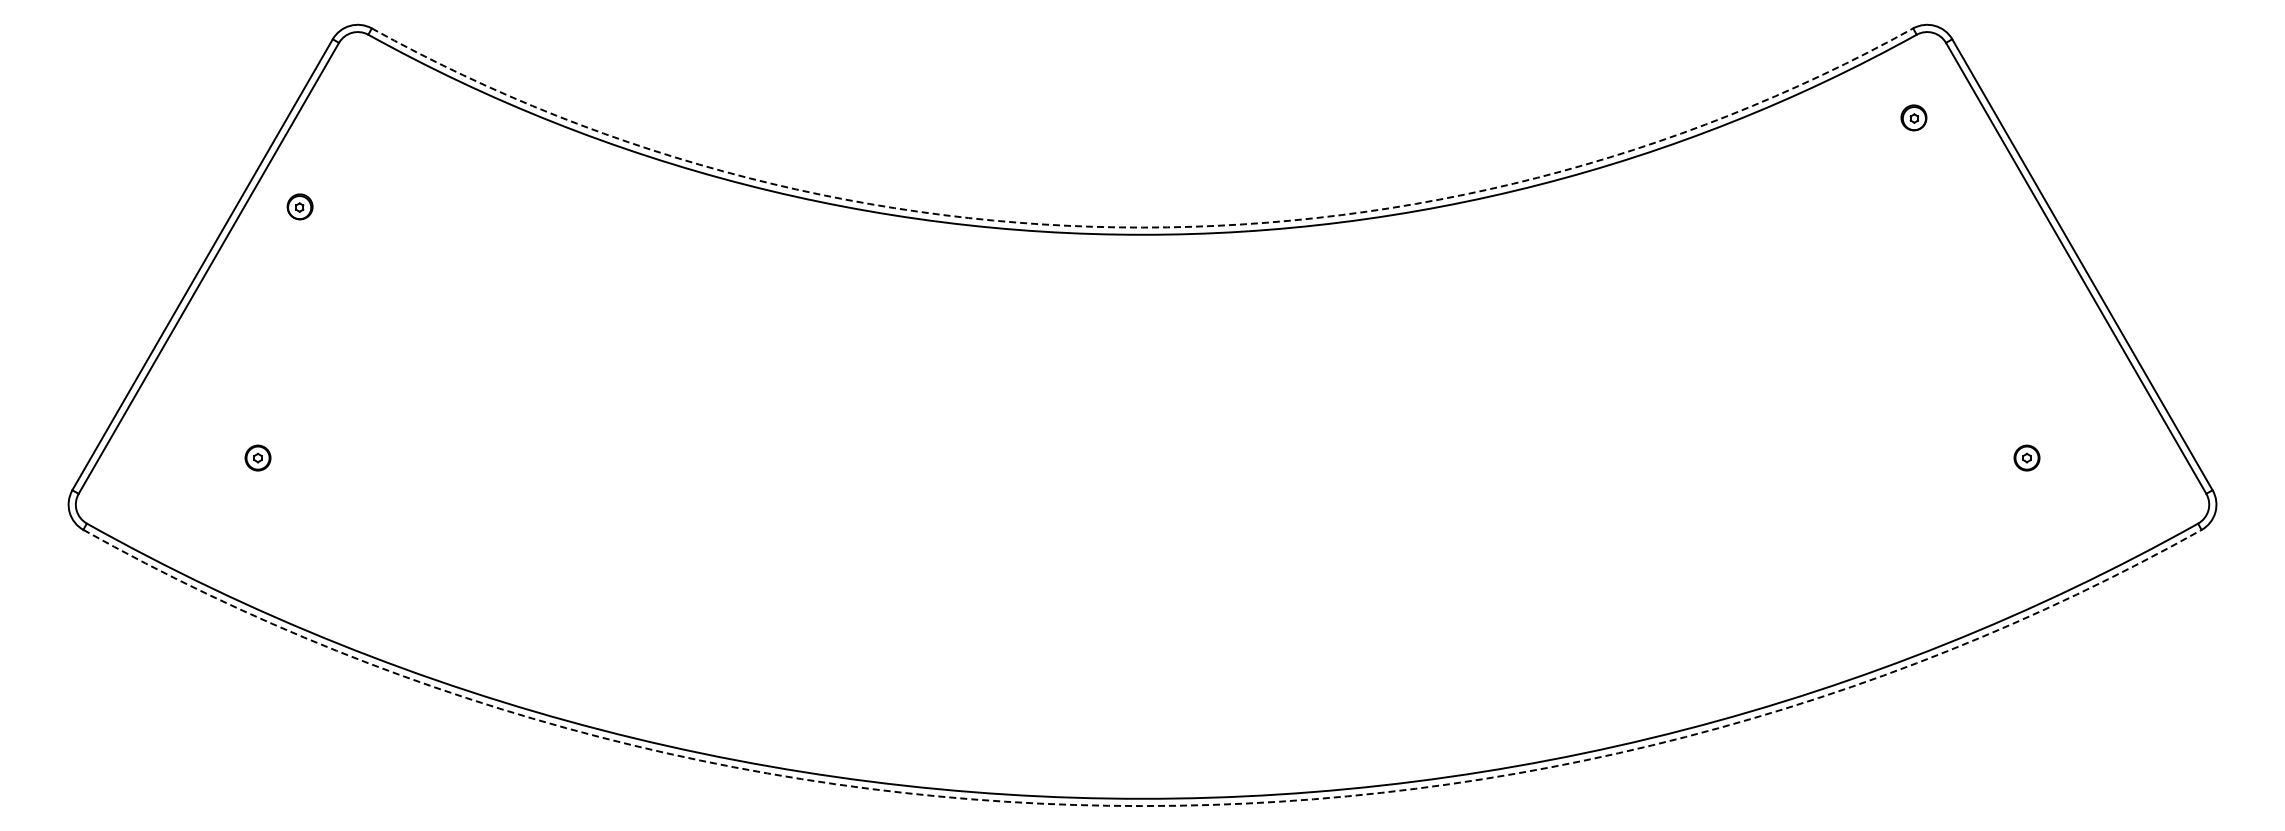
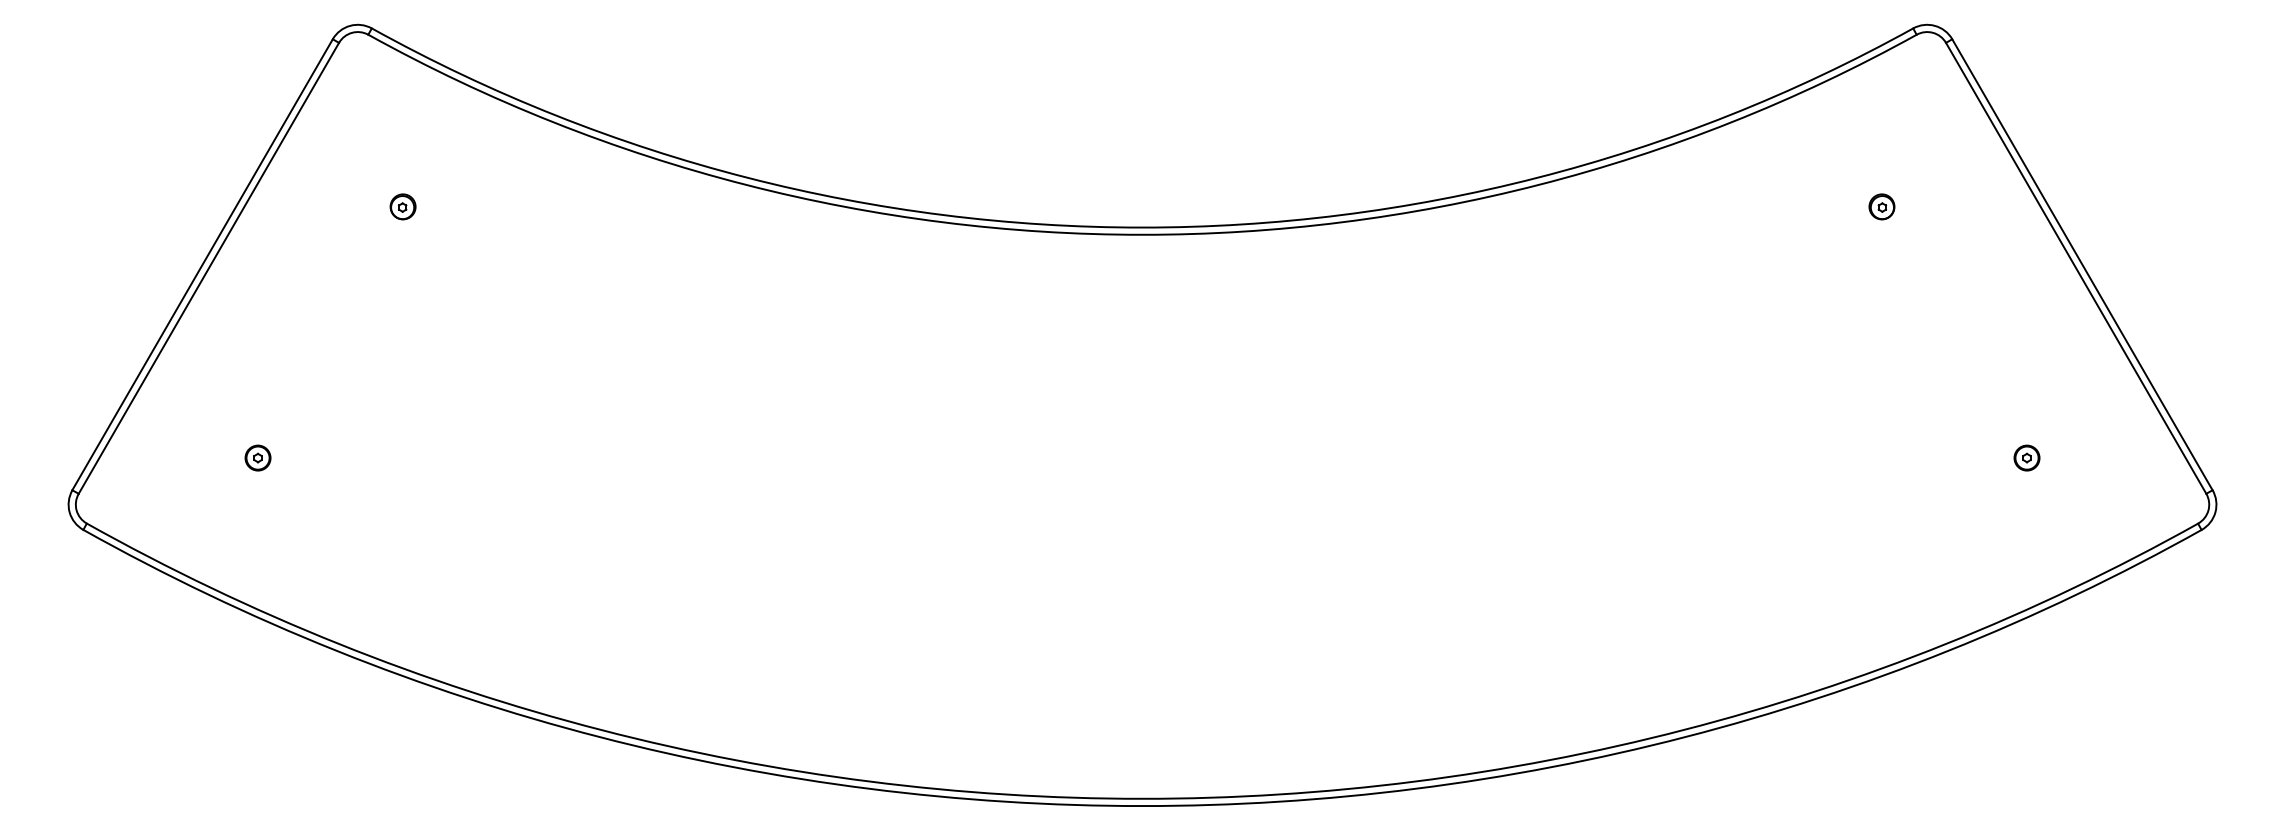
part position: (1913, 117) -> (1881, 206) (1881, 206)
part position: (299, 206) -> (402, 206) (402, 206)
arc: dashed -> solid (1142, 227)
arc: dashed -> solid (1142, 806)
